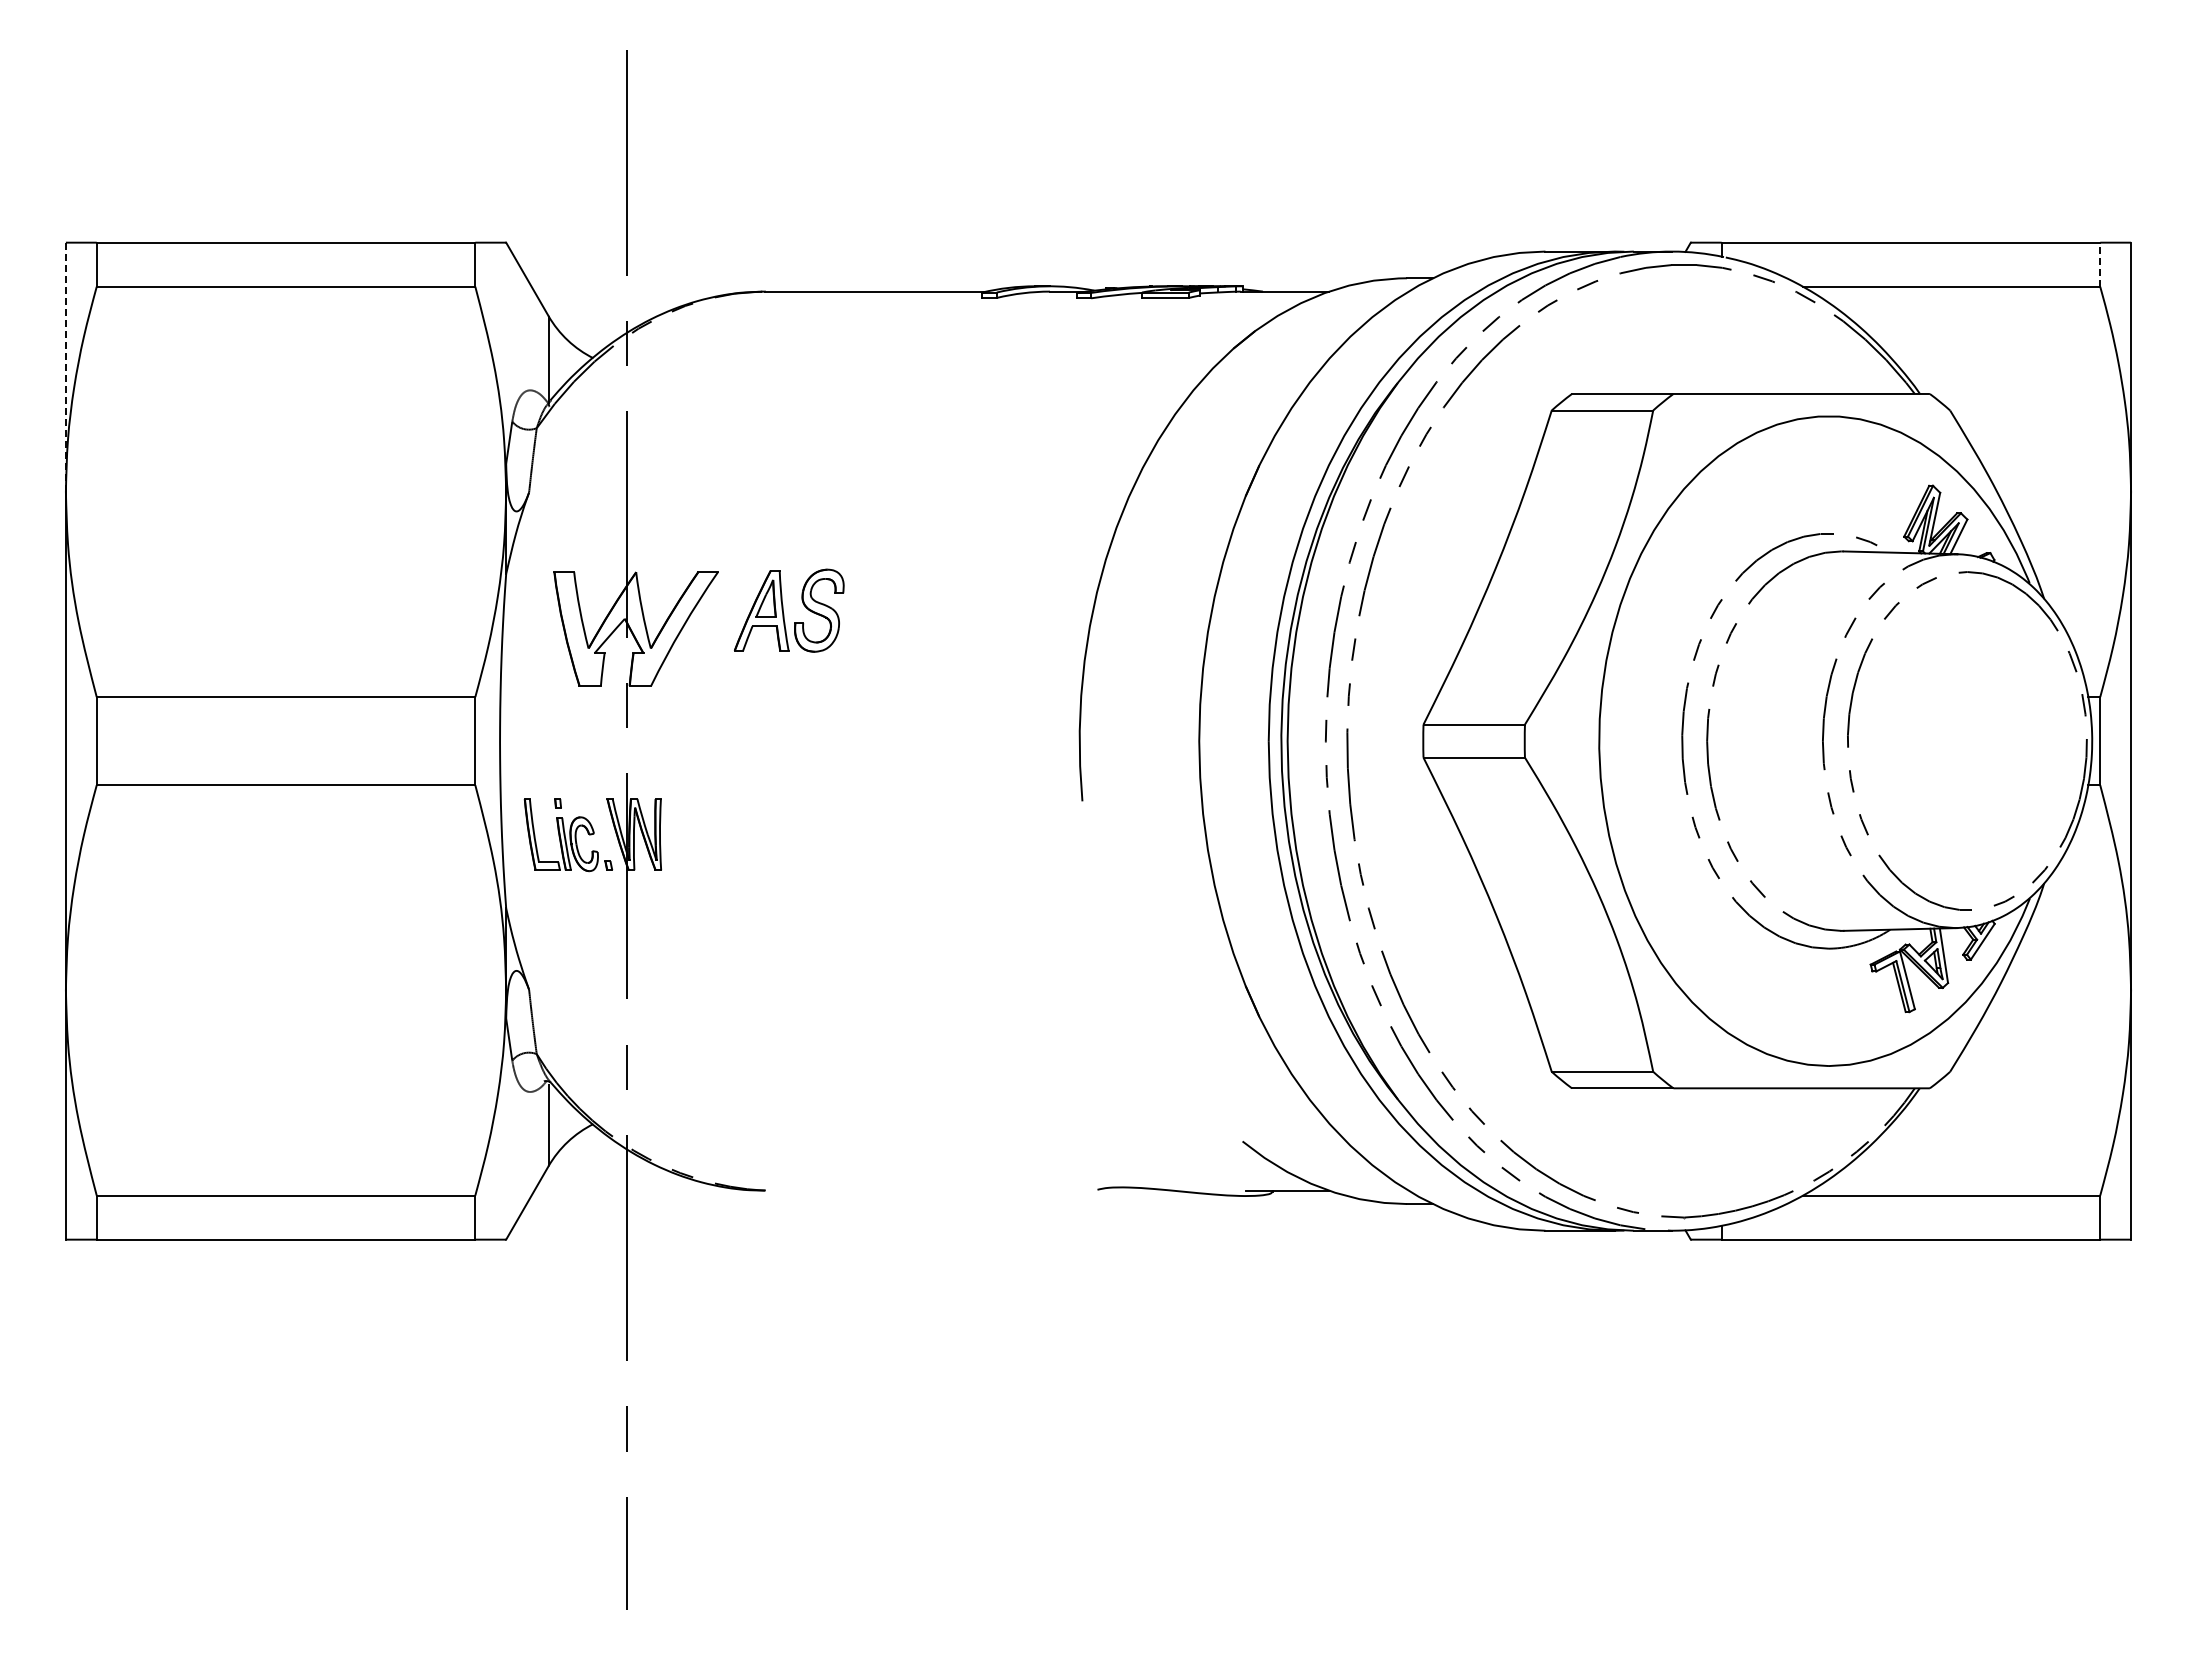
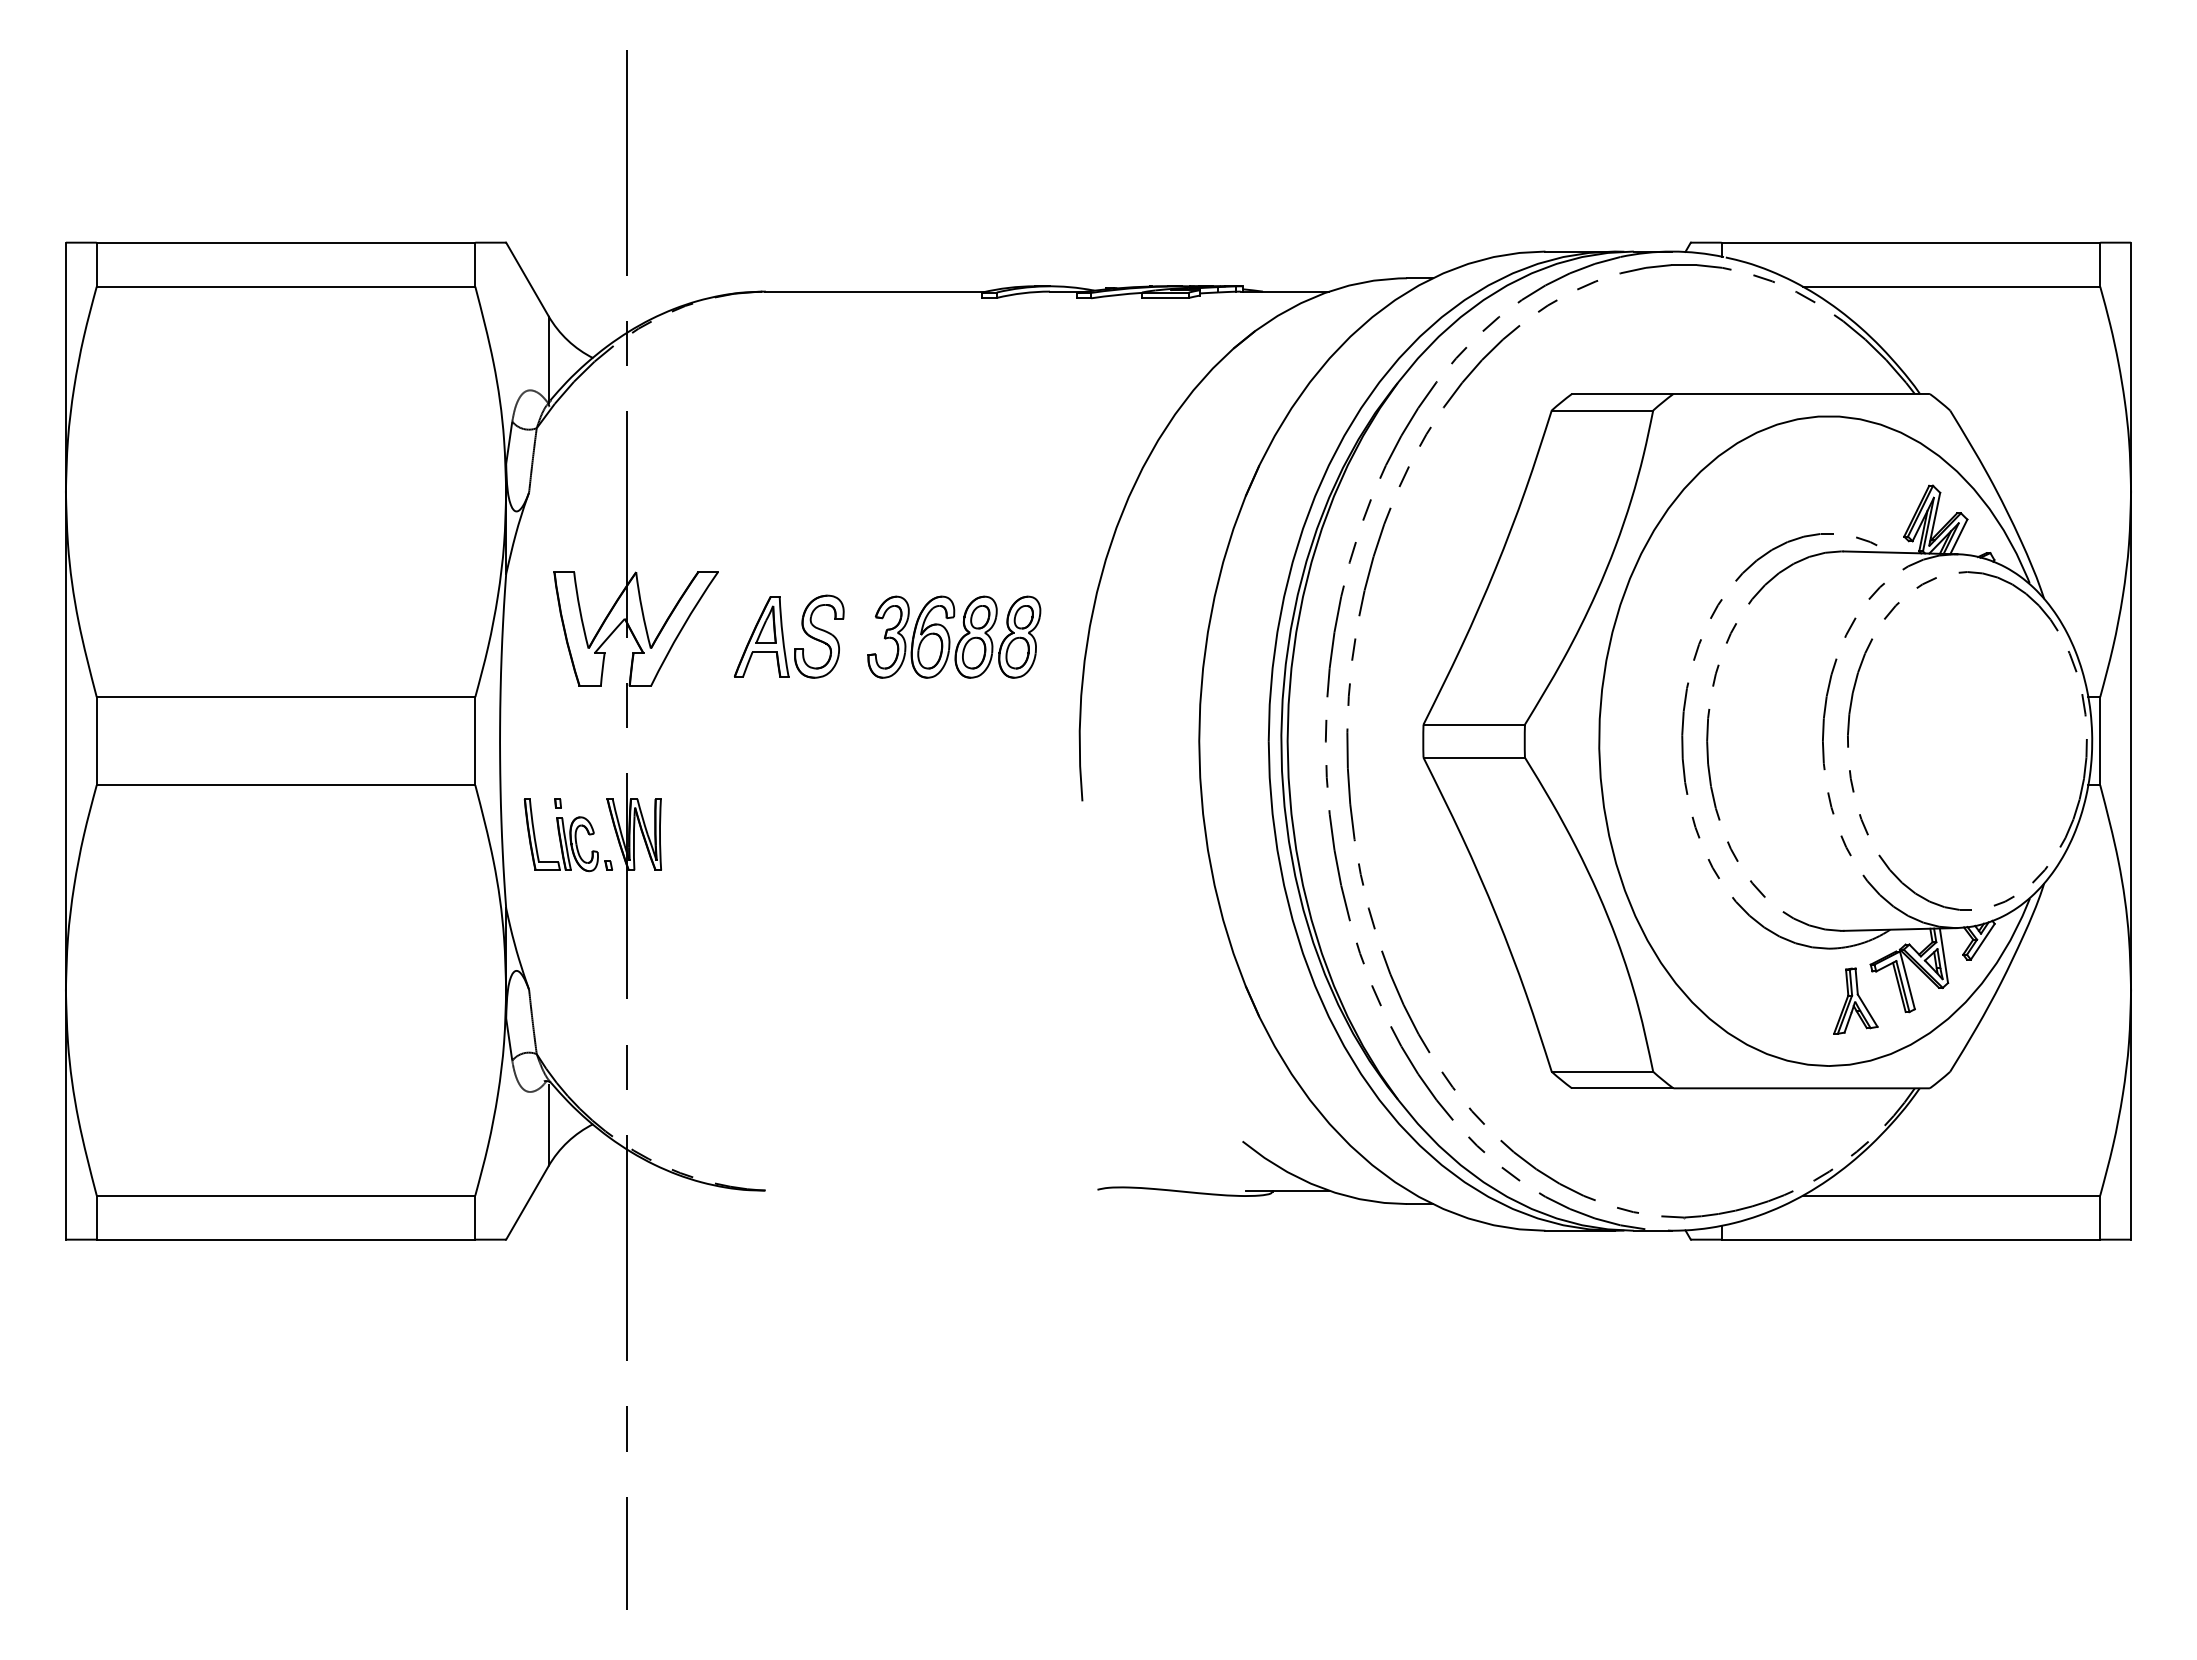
line: dashed -> solid (2100, 264)
line: dashed -> solid (65, 367)
part position: (789, 610) -> (789, 636) (789, 636)
part: none -> present (954, 636)
part: none -> present (1855, 1000)
